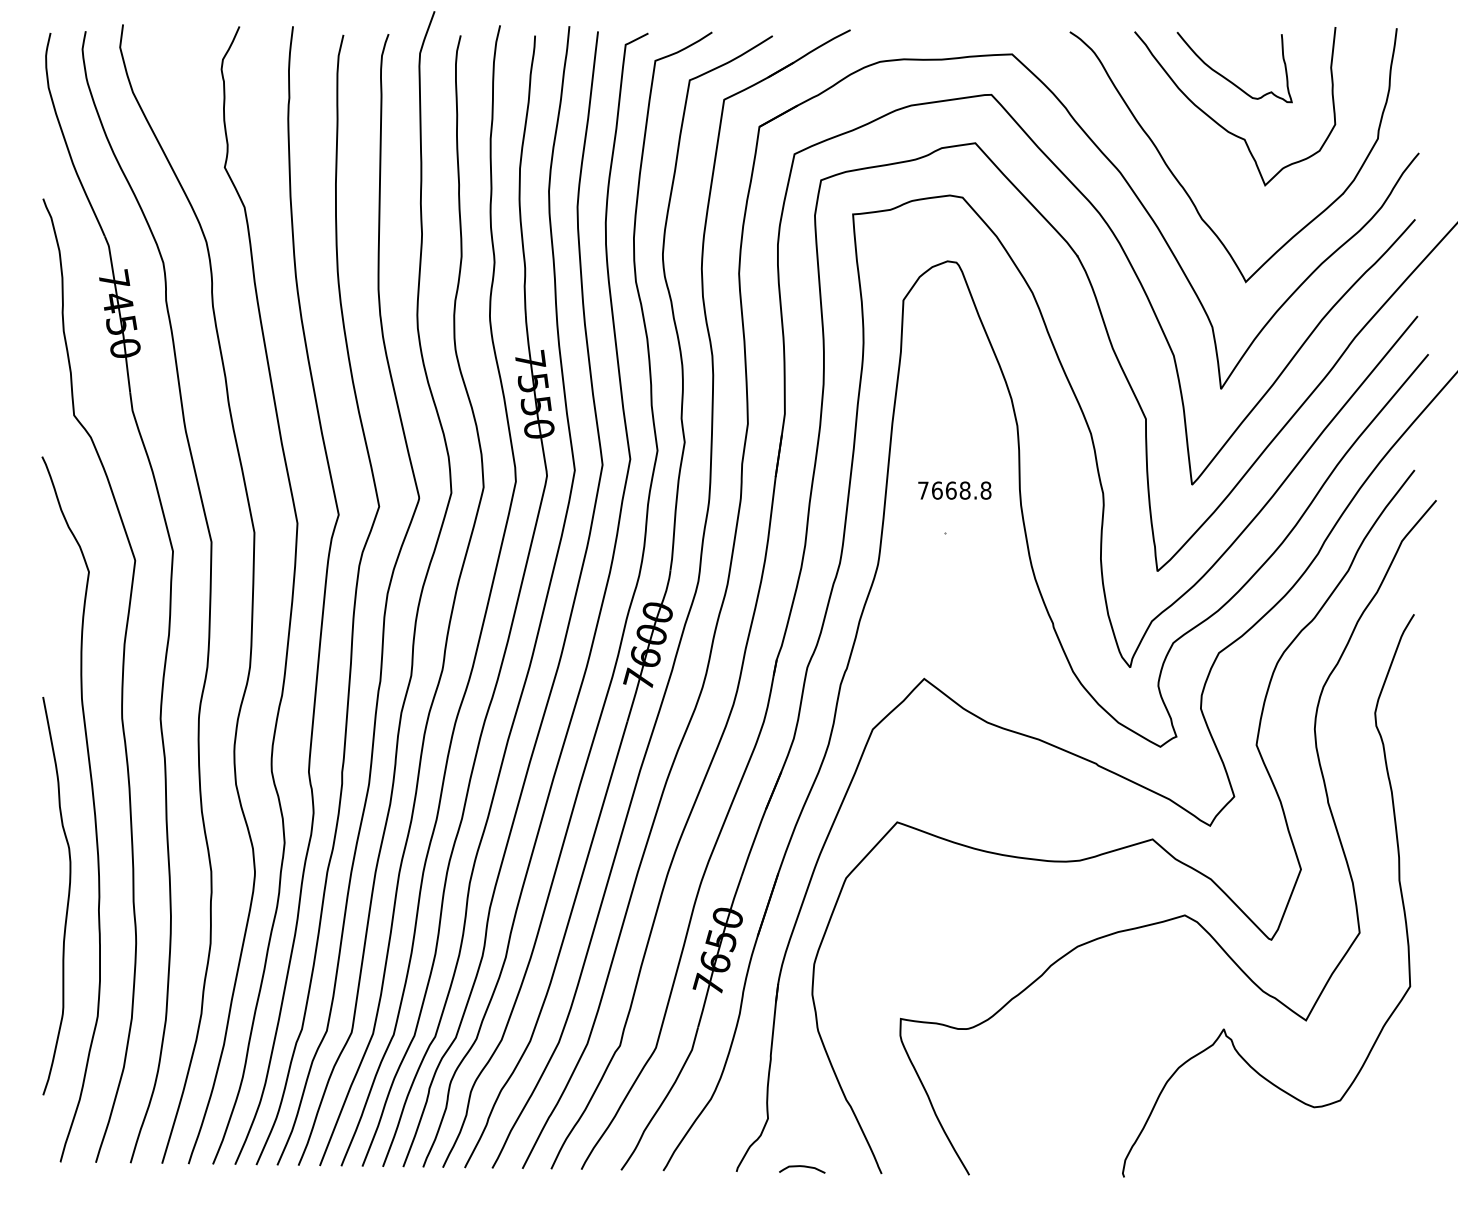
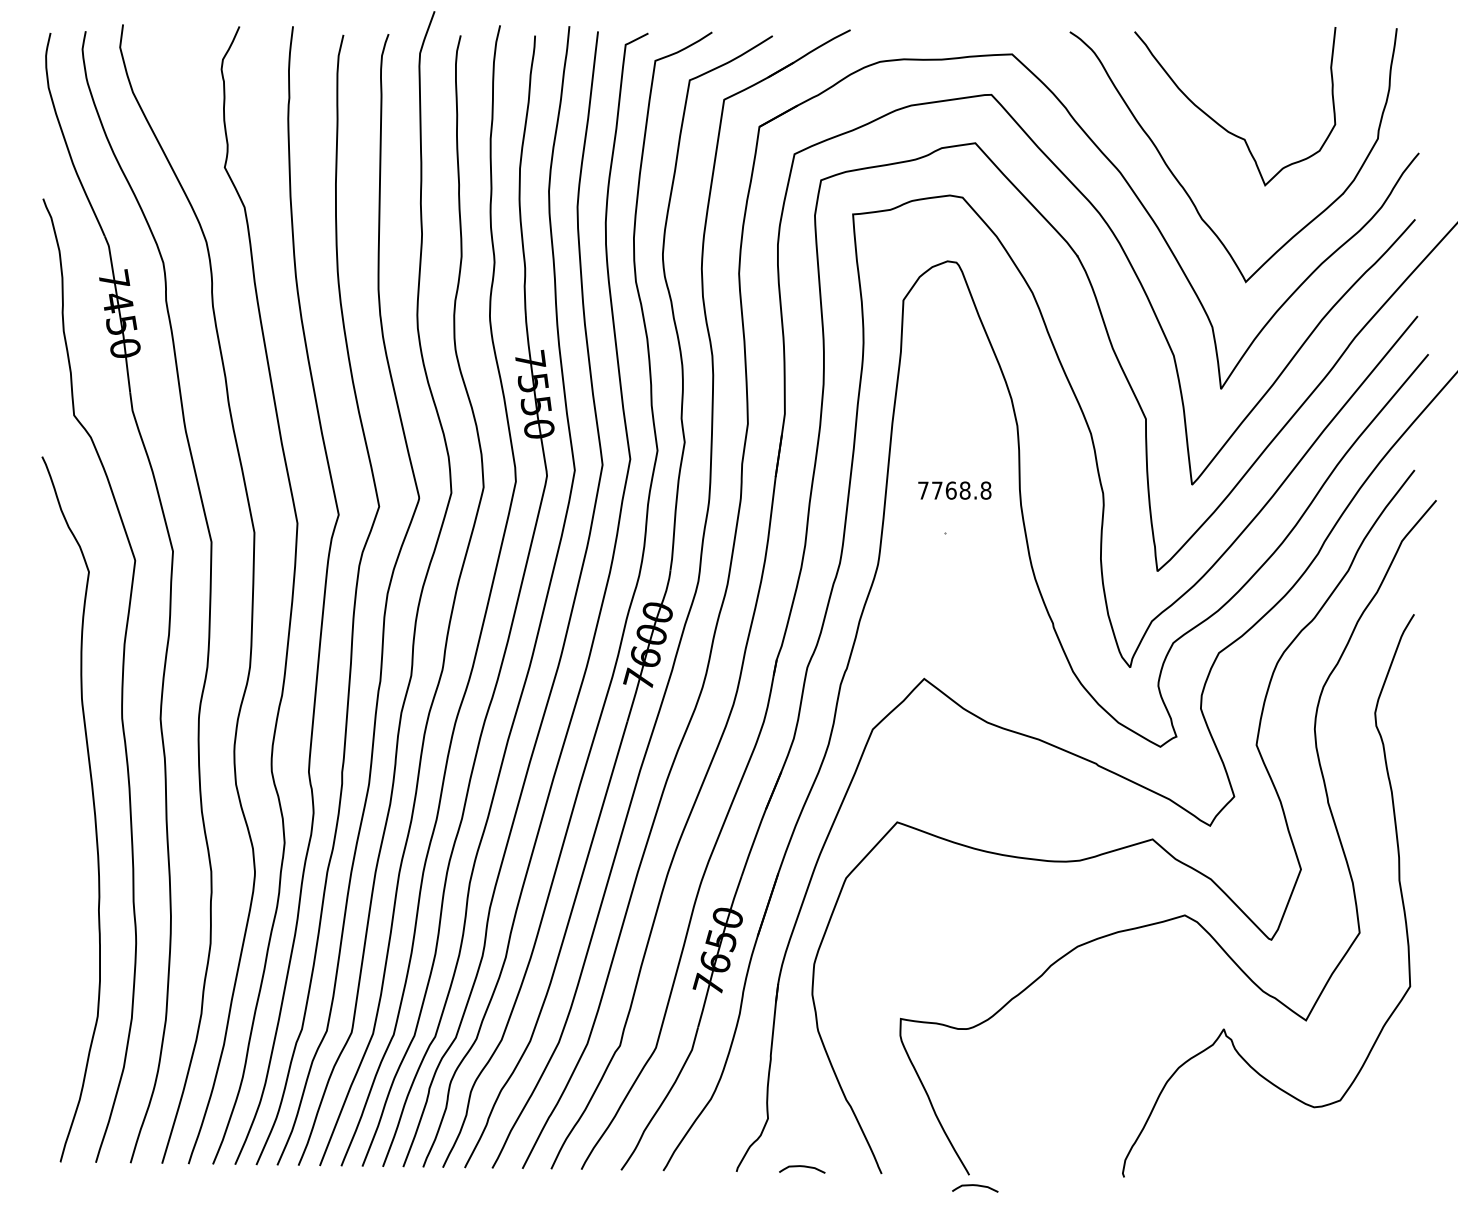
curve: present -> none (1226, 77)
text: 7668.8 -> 7768.8 (937, 490)
curve: present -> none (67, 897)
curve: none -> present (975, 1186)
